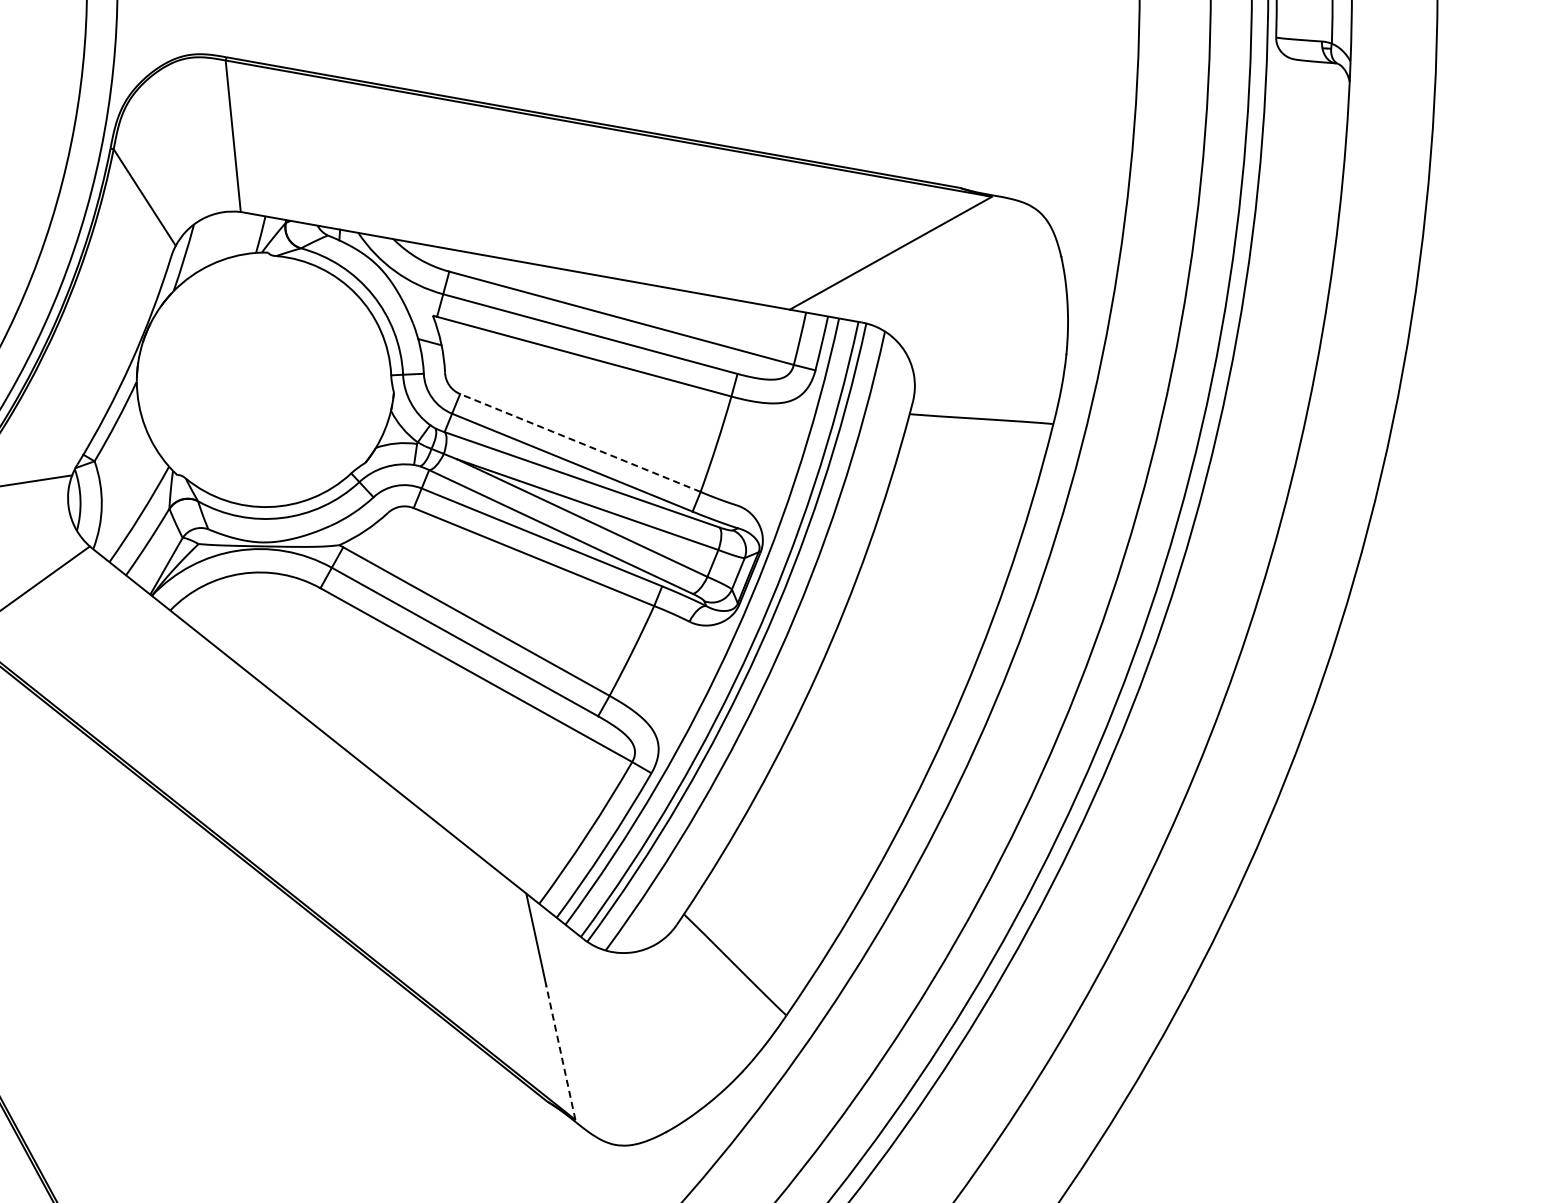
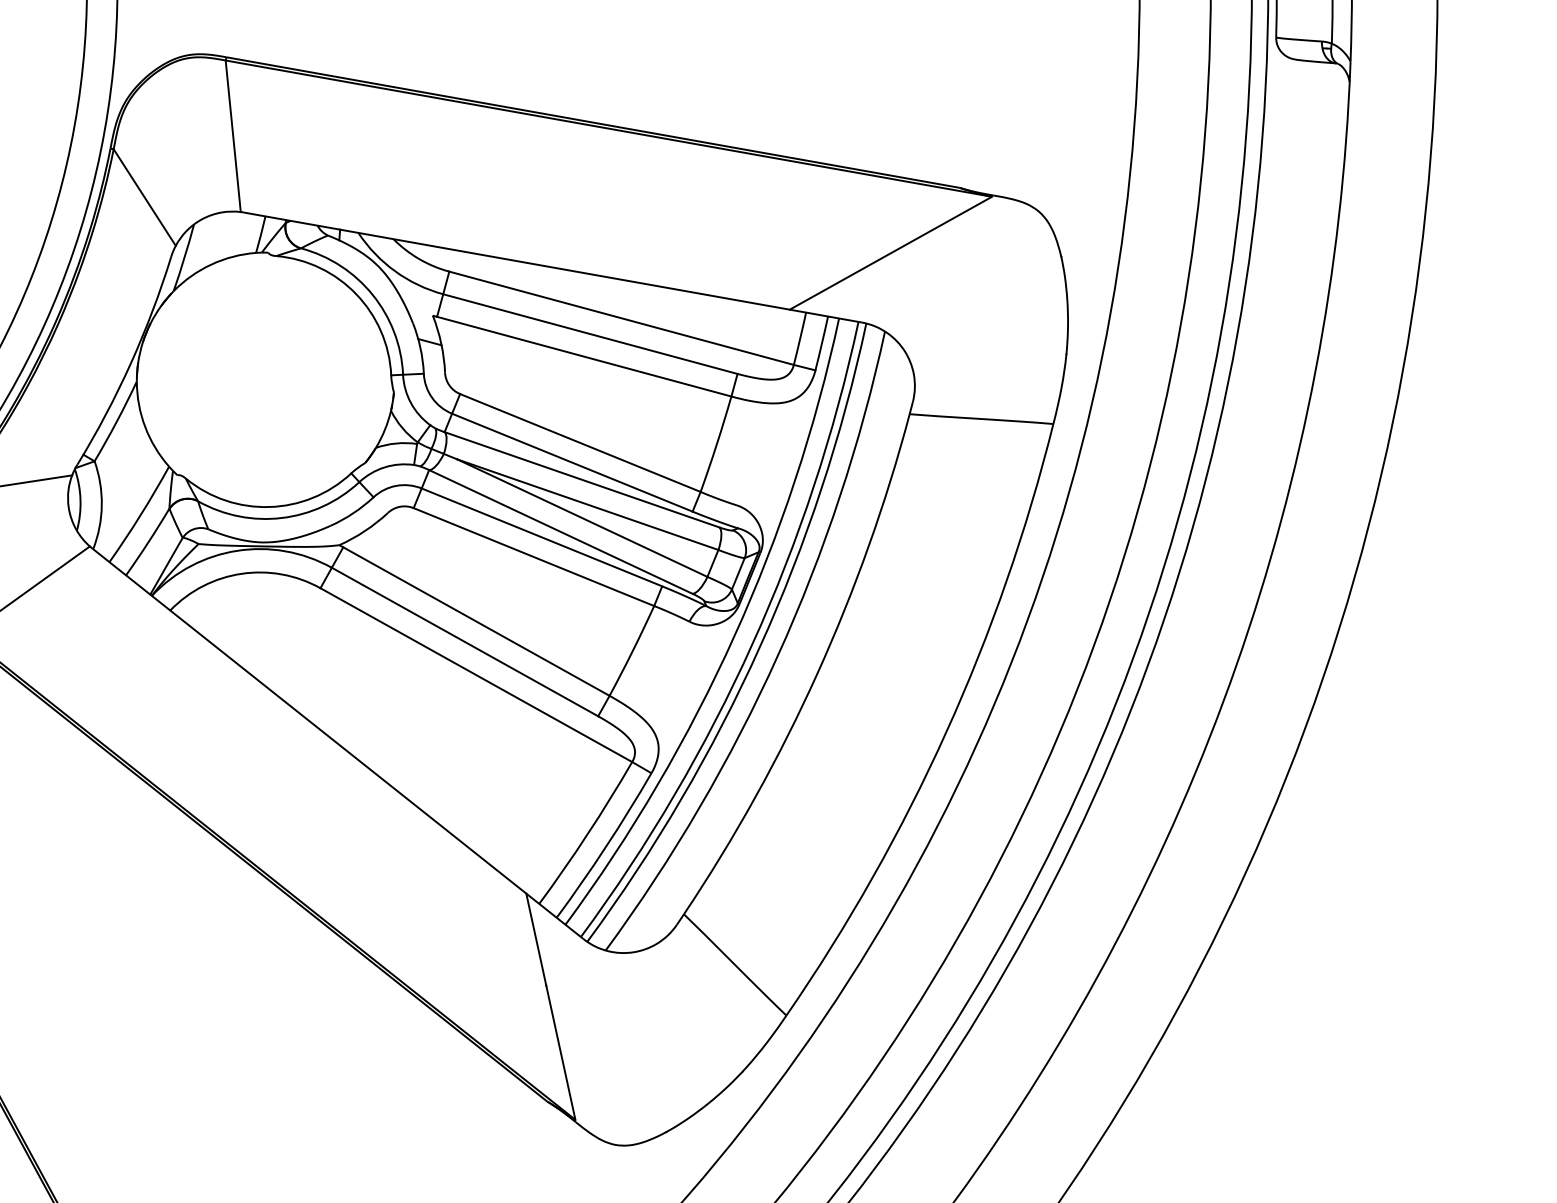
line: dashed -> solid (580, 443)
line: dashed -> solid (560, 1052)
